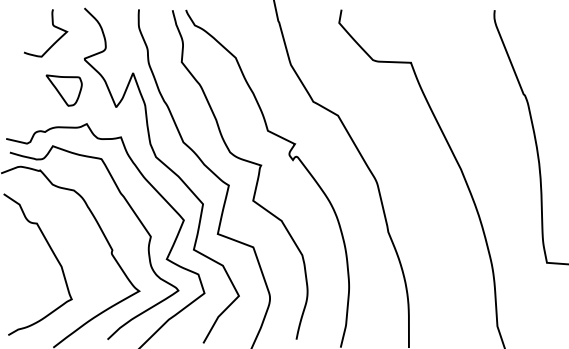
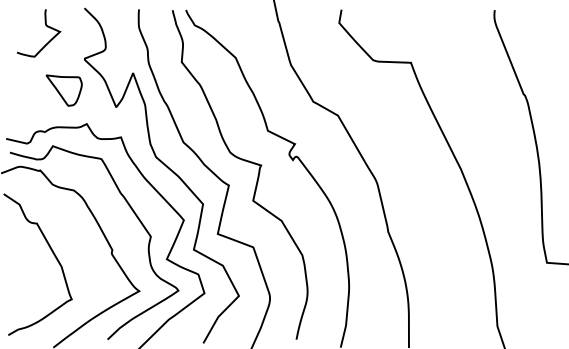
curve position: (53, 26) -> (46, 26) (46, 26)
